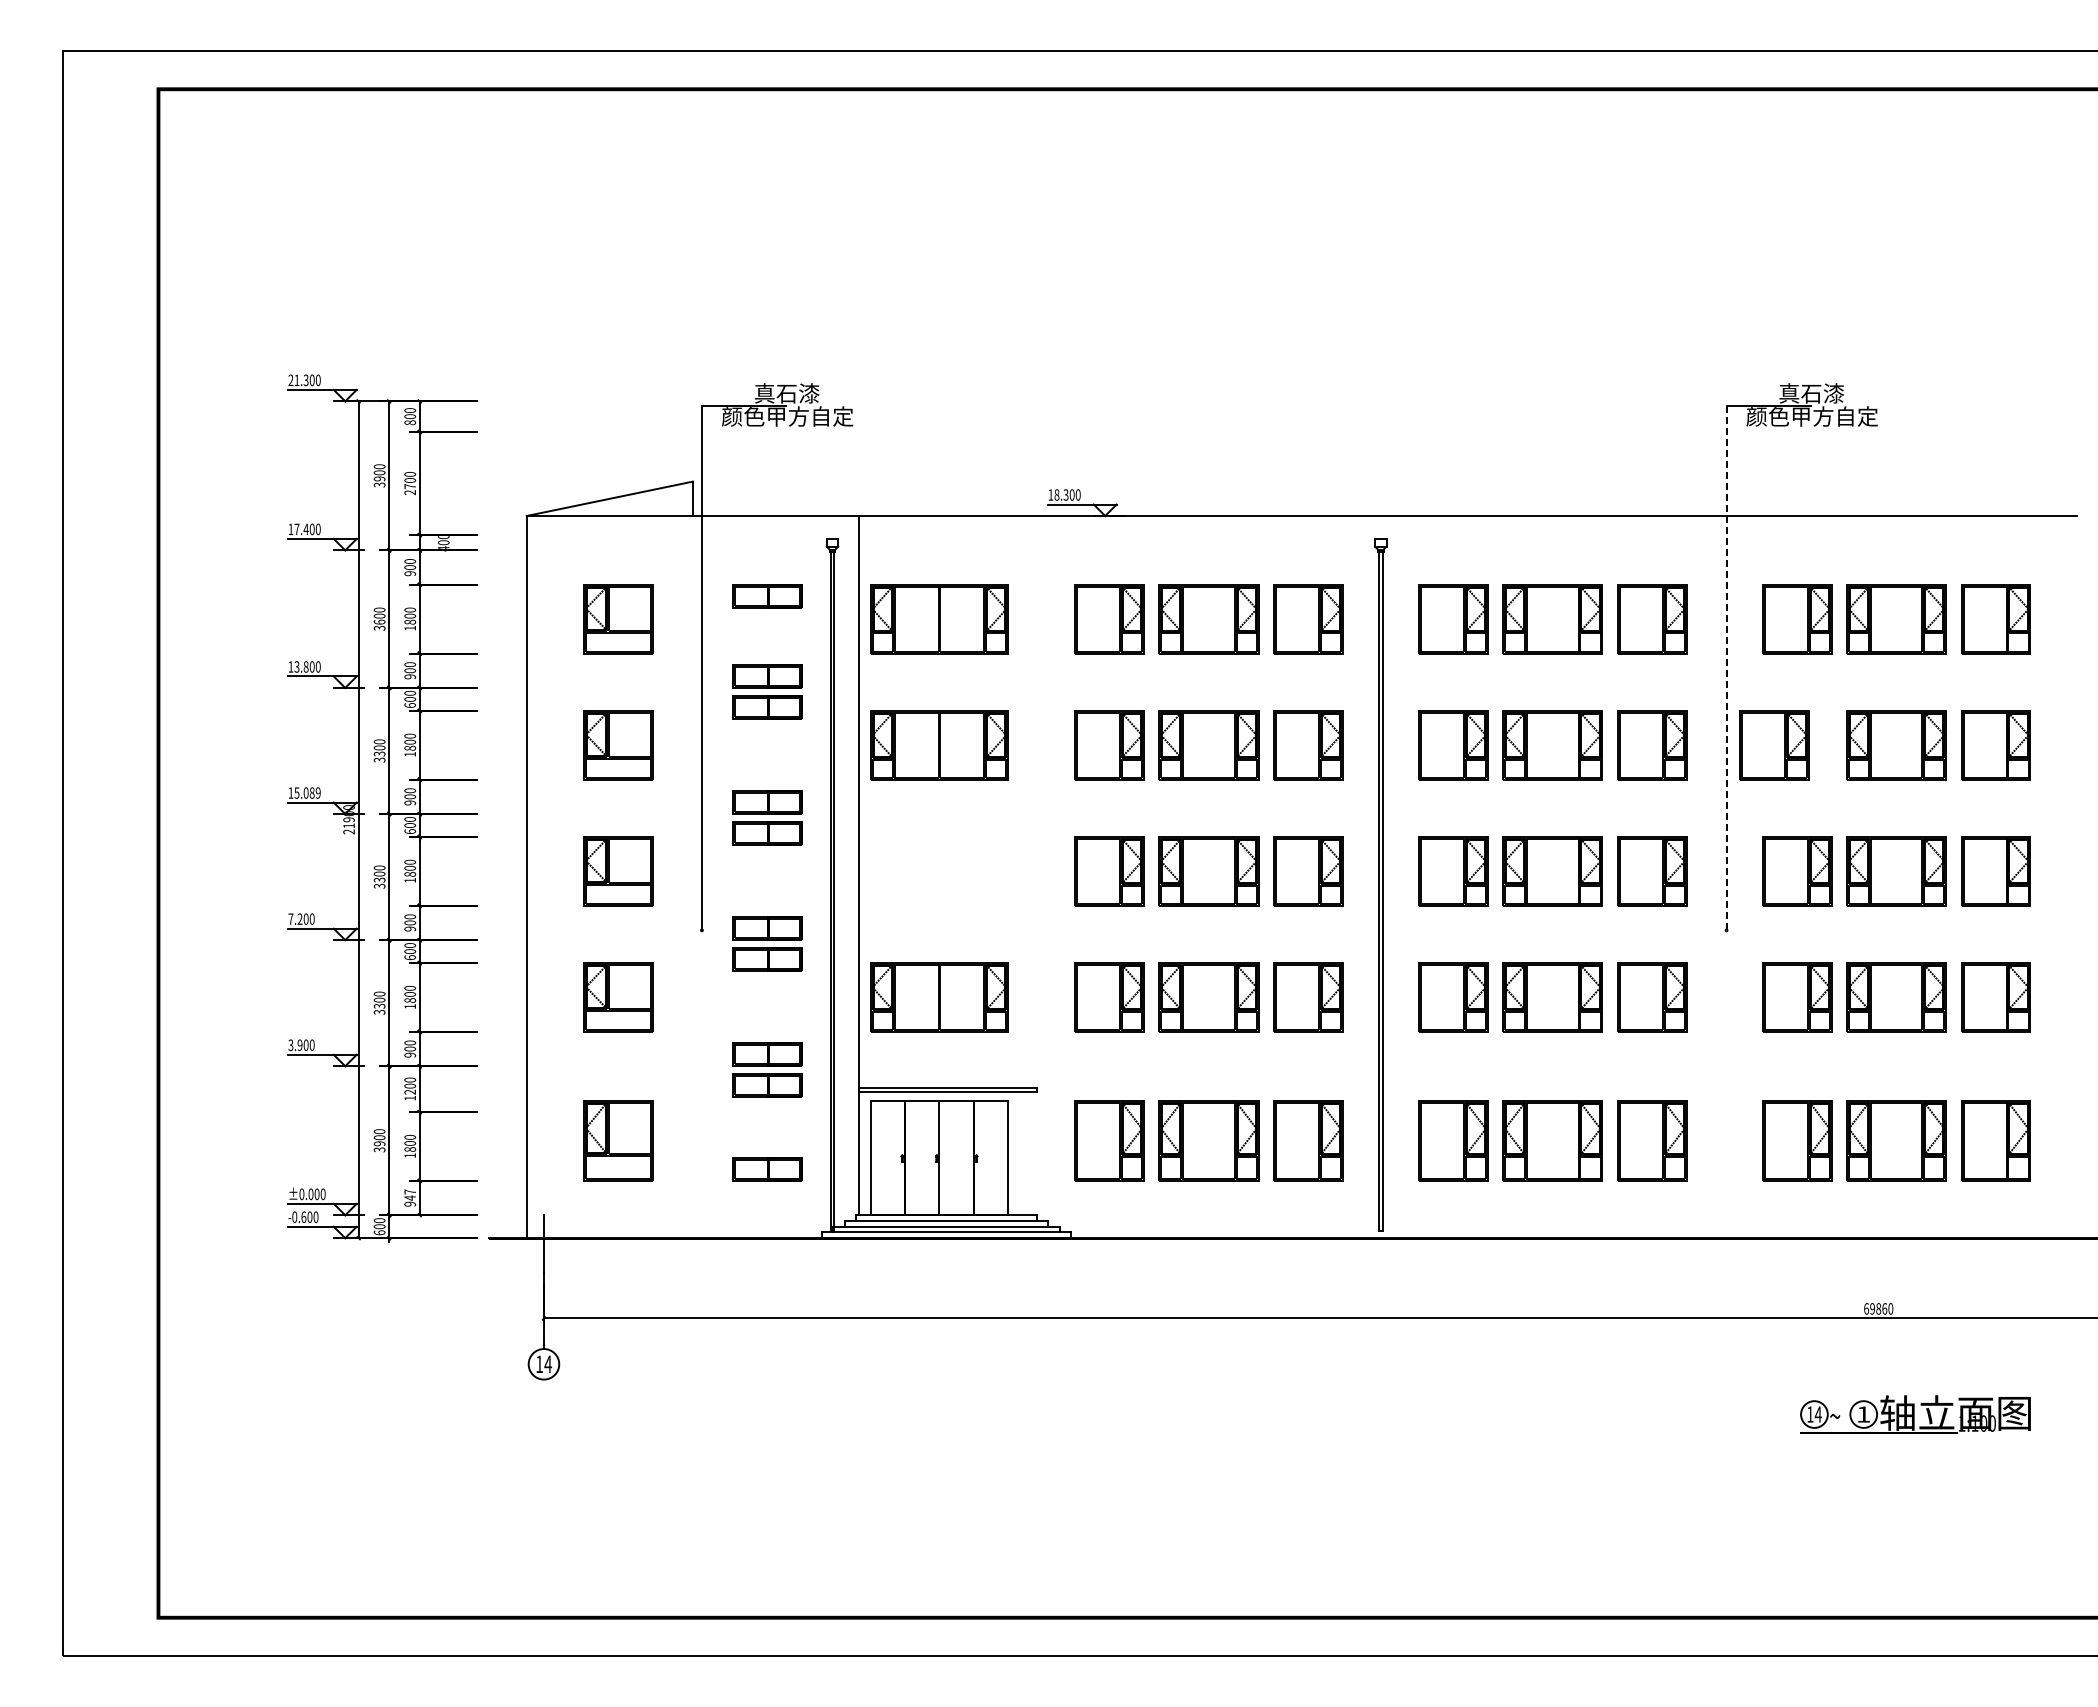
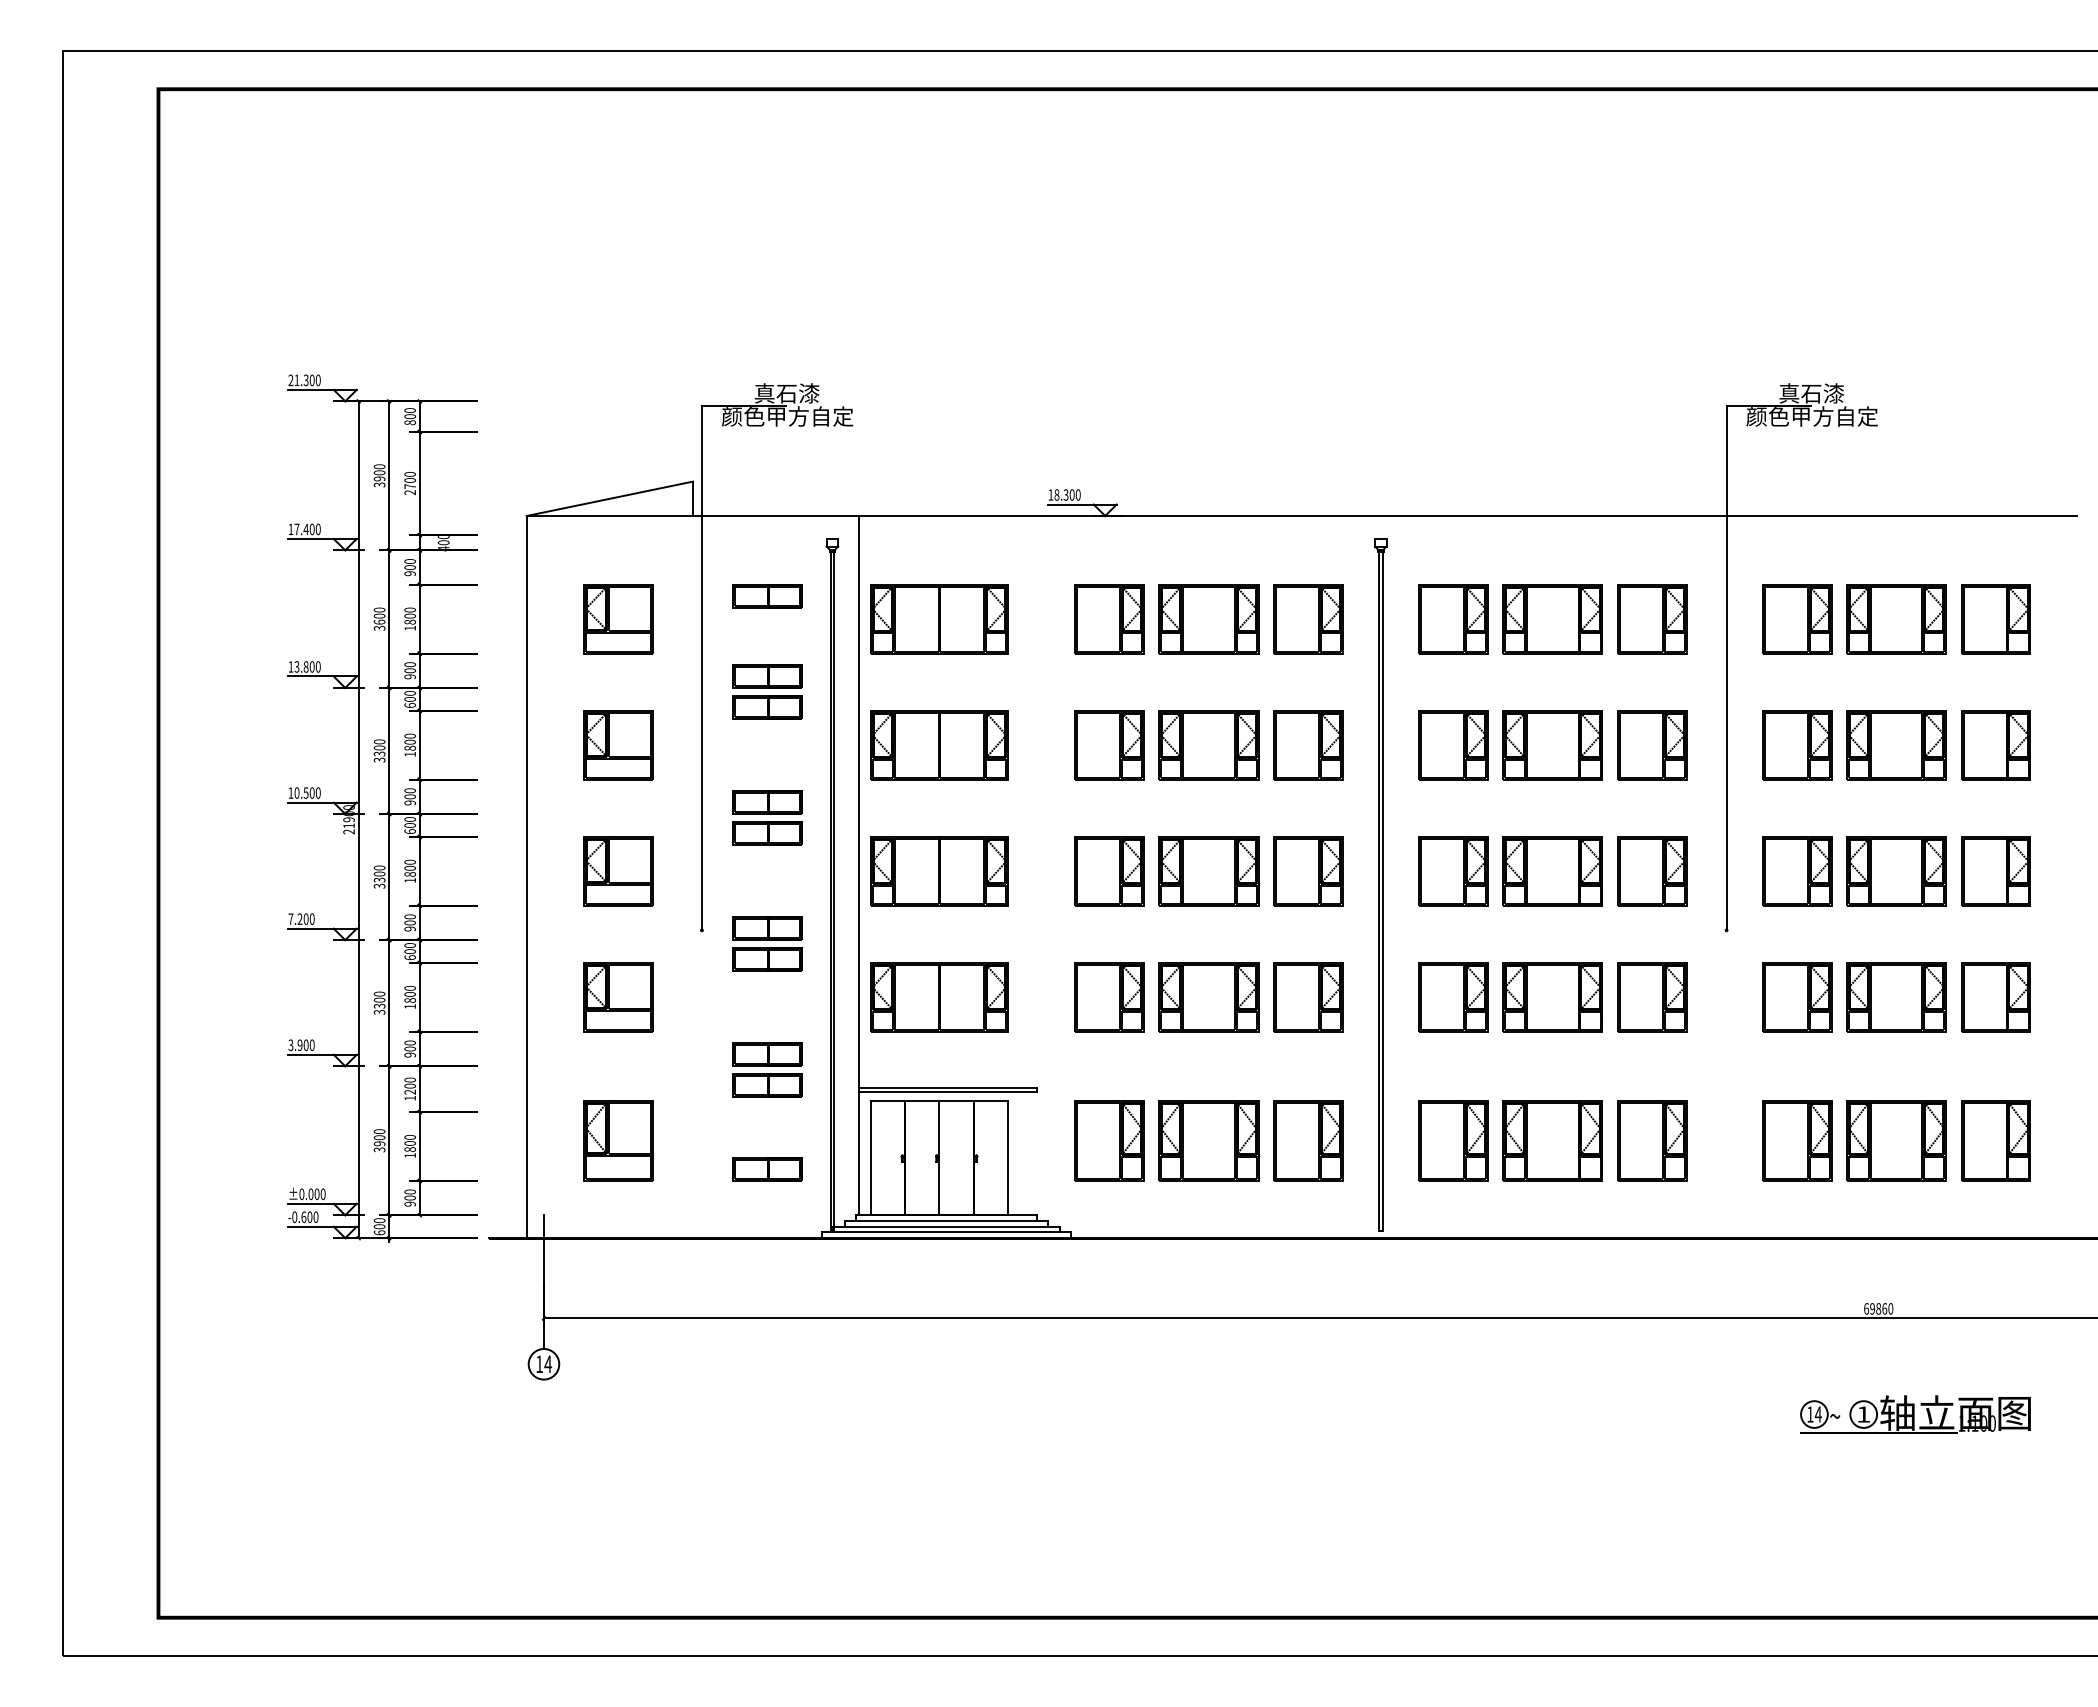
line: dashed -> solid (1726, 667)
part position: (1774, 745) -> (1797, 745) (1797, 745)
text: 15.089 -> 10.500 (307, 792)
part: none -> present (939, 871)
text: 947 -> 900 (409, 1194)
